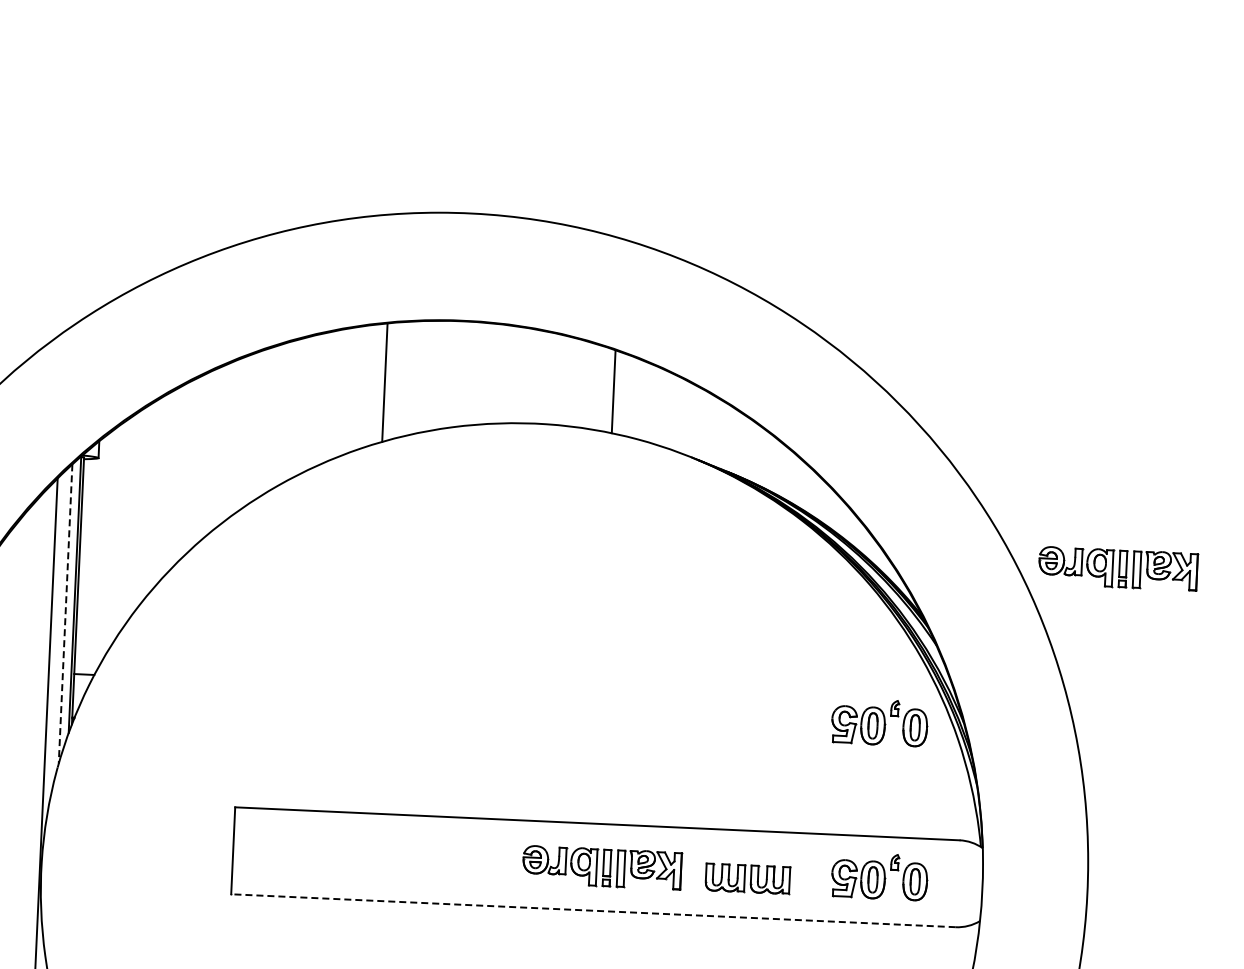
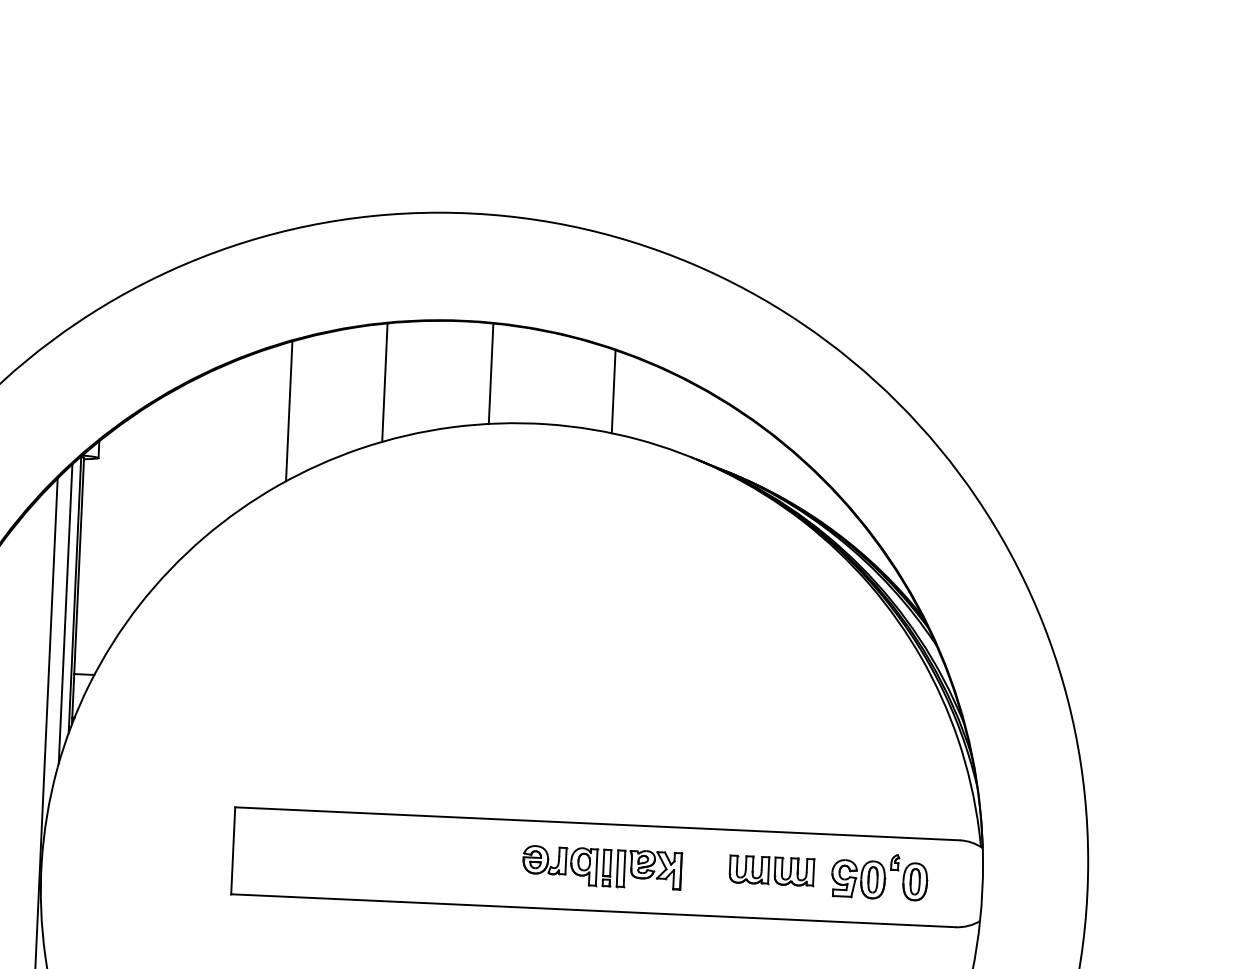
line: none -> present (490, 373)
line: none -> present (289, 411)
part: present -> none (1118, 568)
line: dashed -> solid (65, 613)
part: present -> none (879, 723)
part position: (747, 878) -> (771, 870) (771, 870)
line: dashed -> solid (593, 910)
